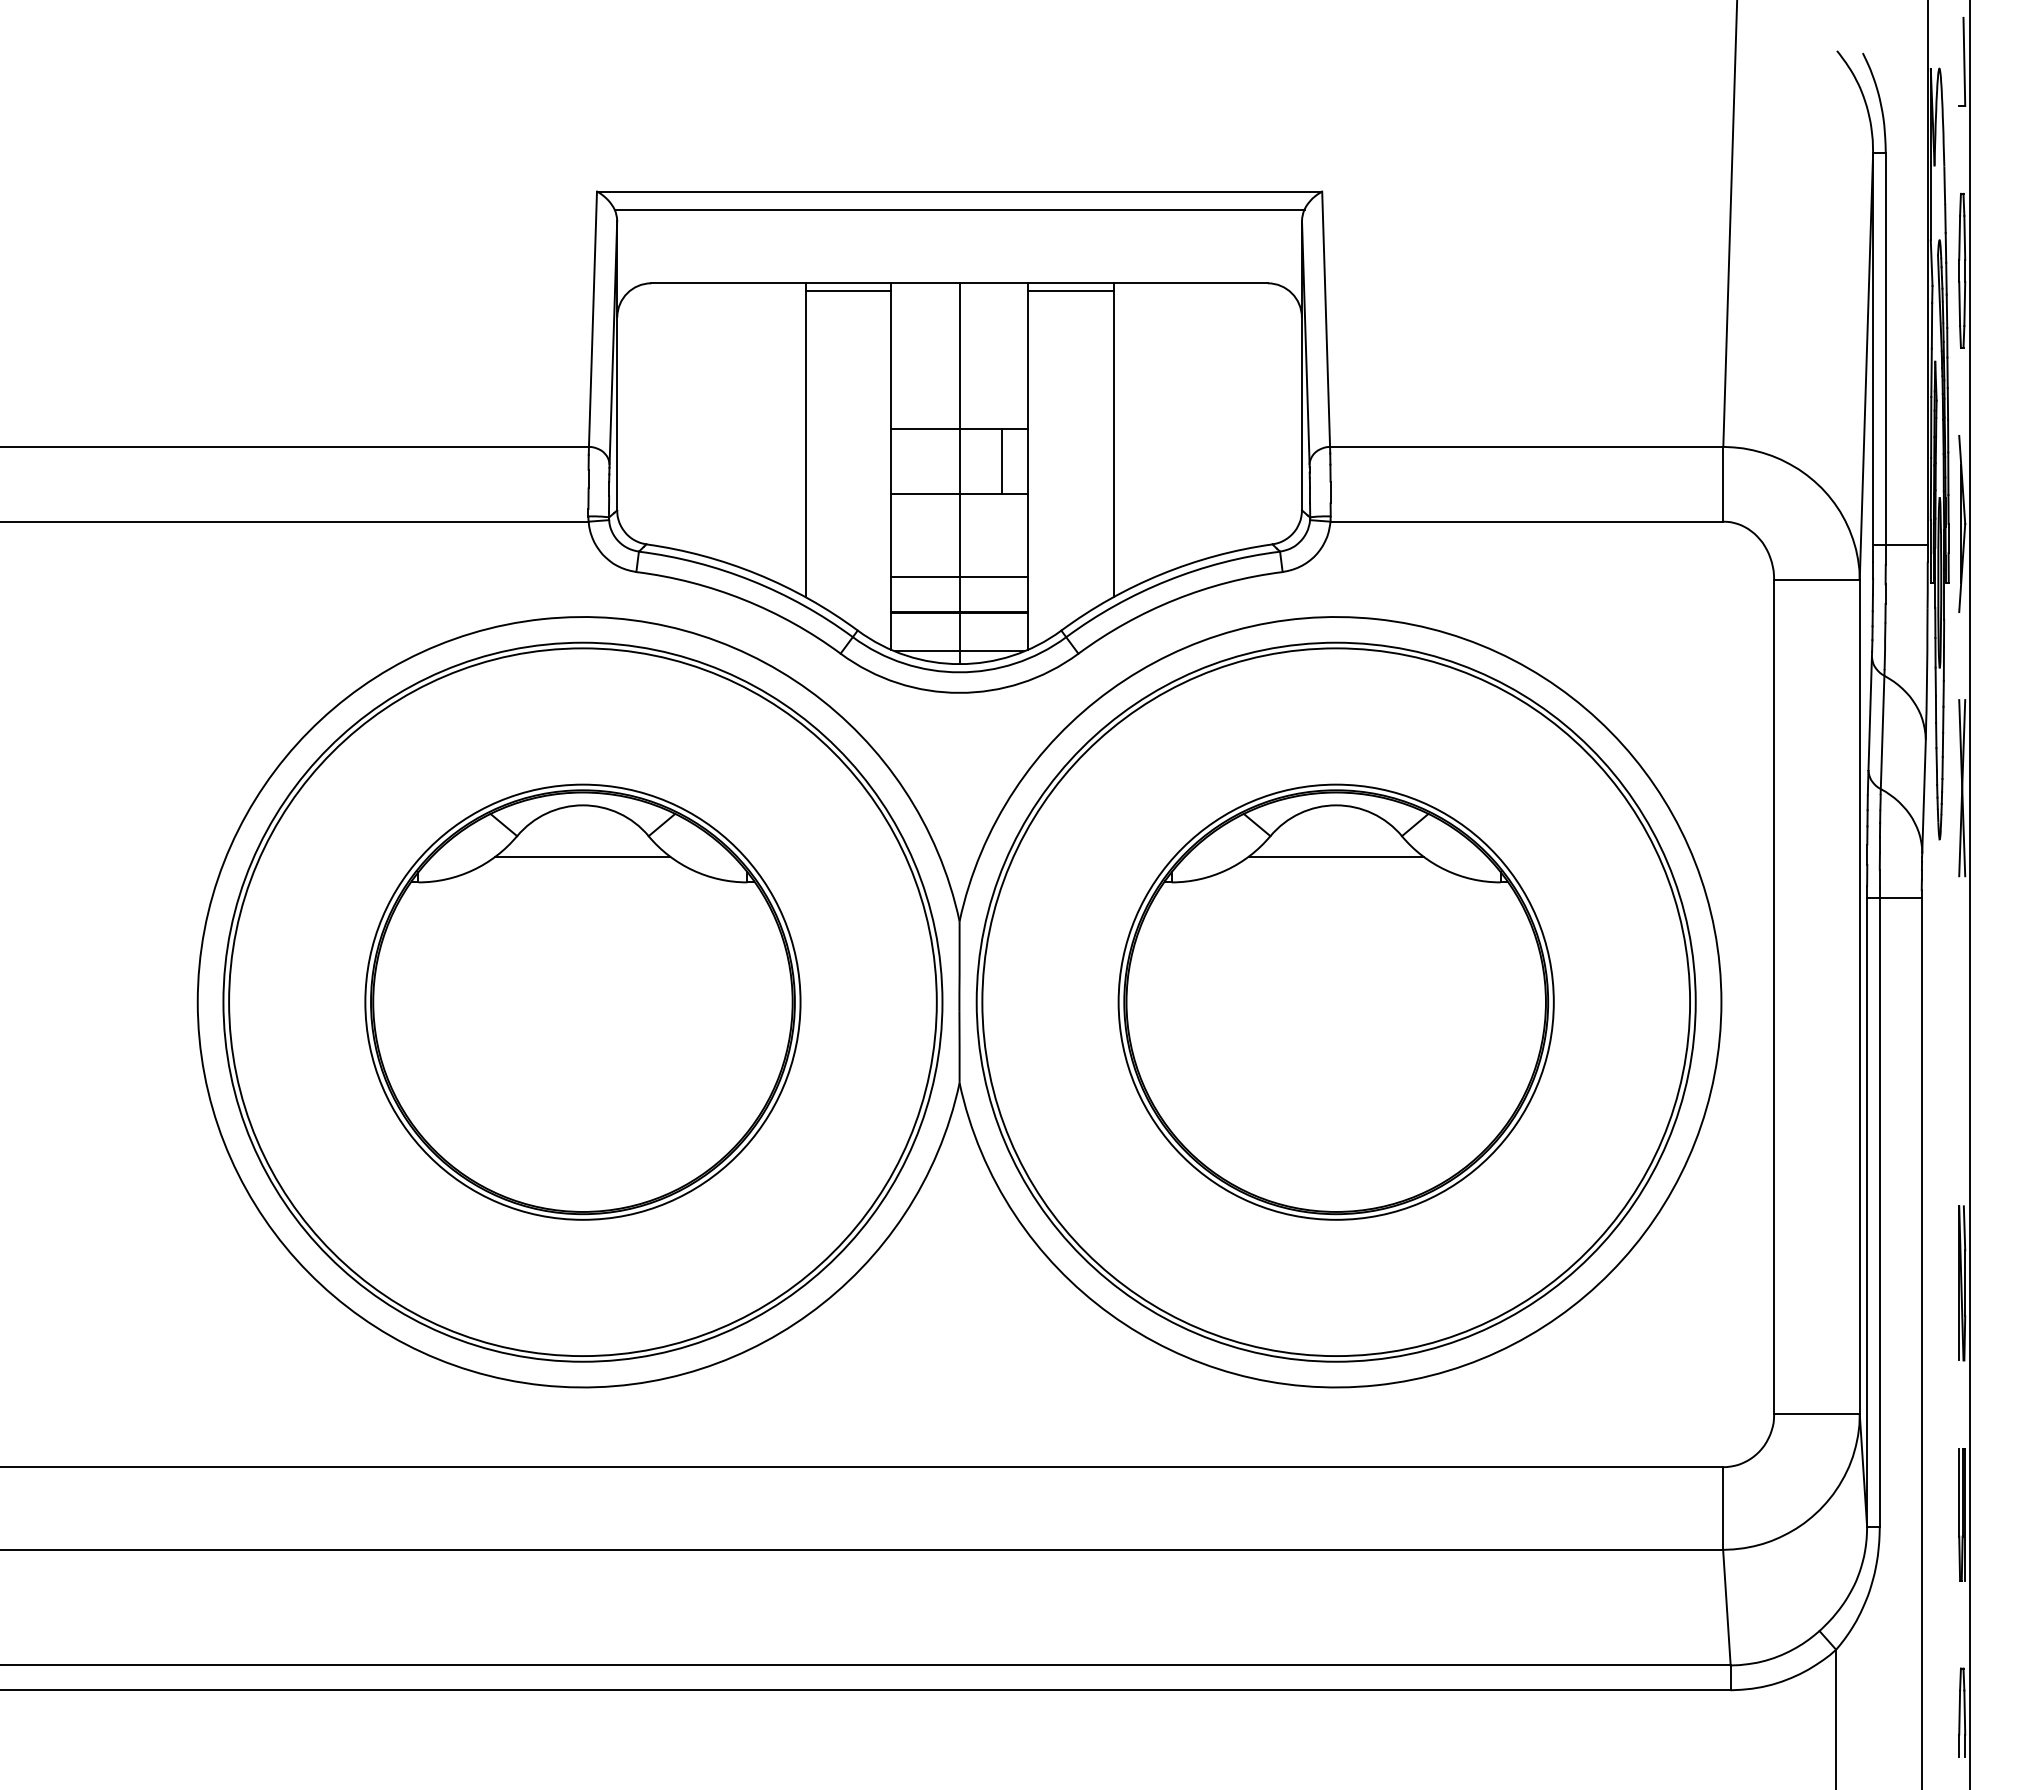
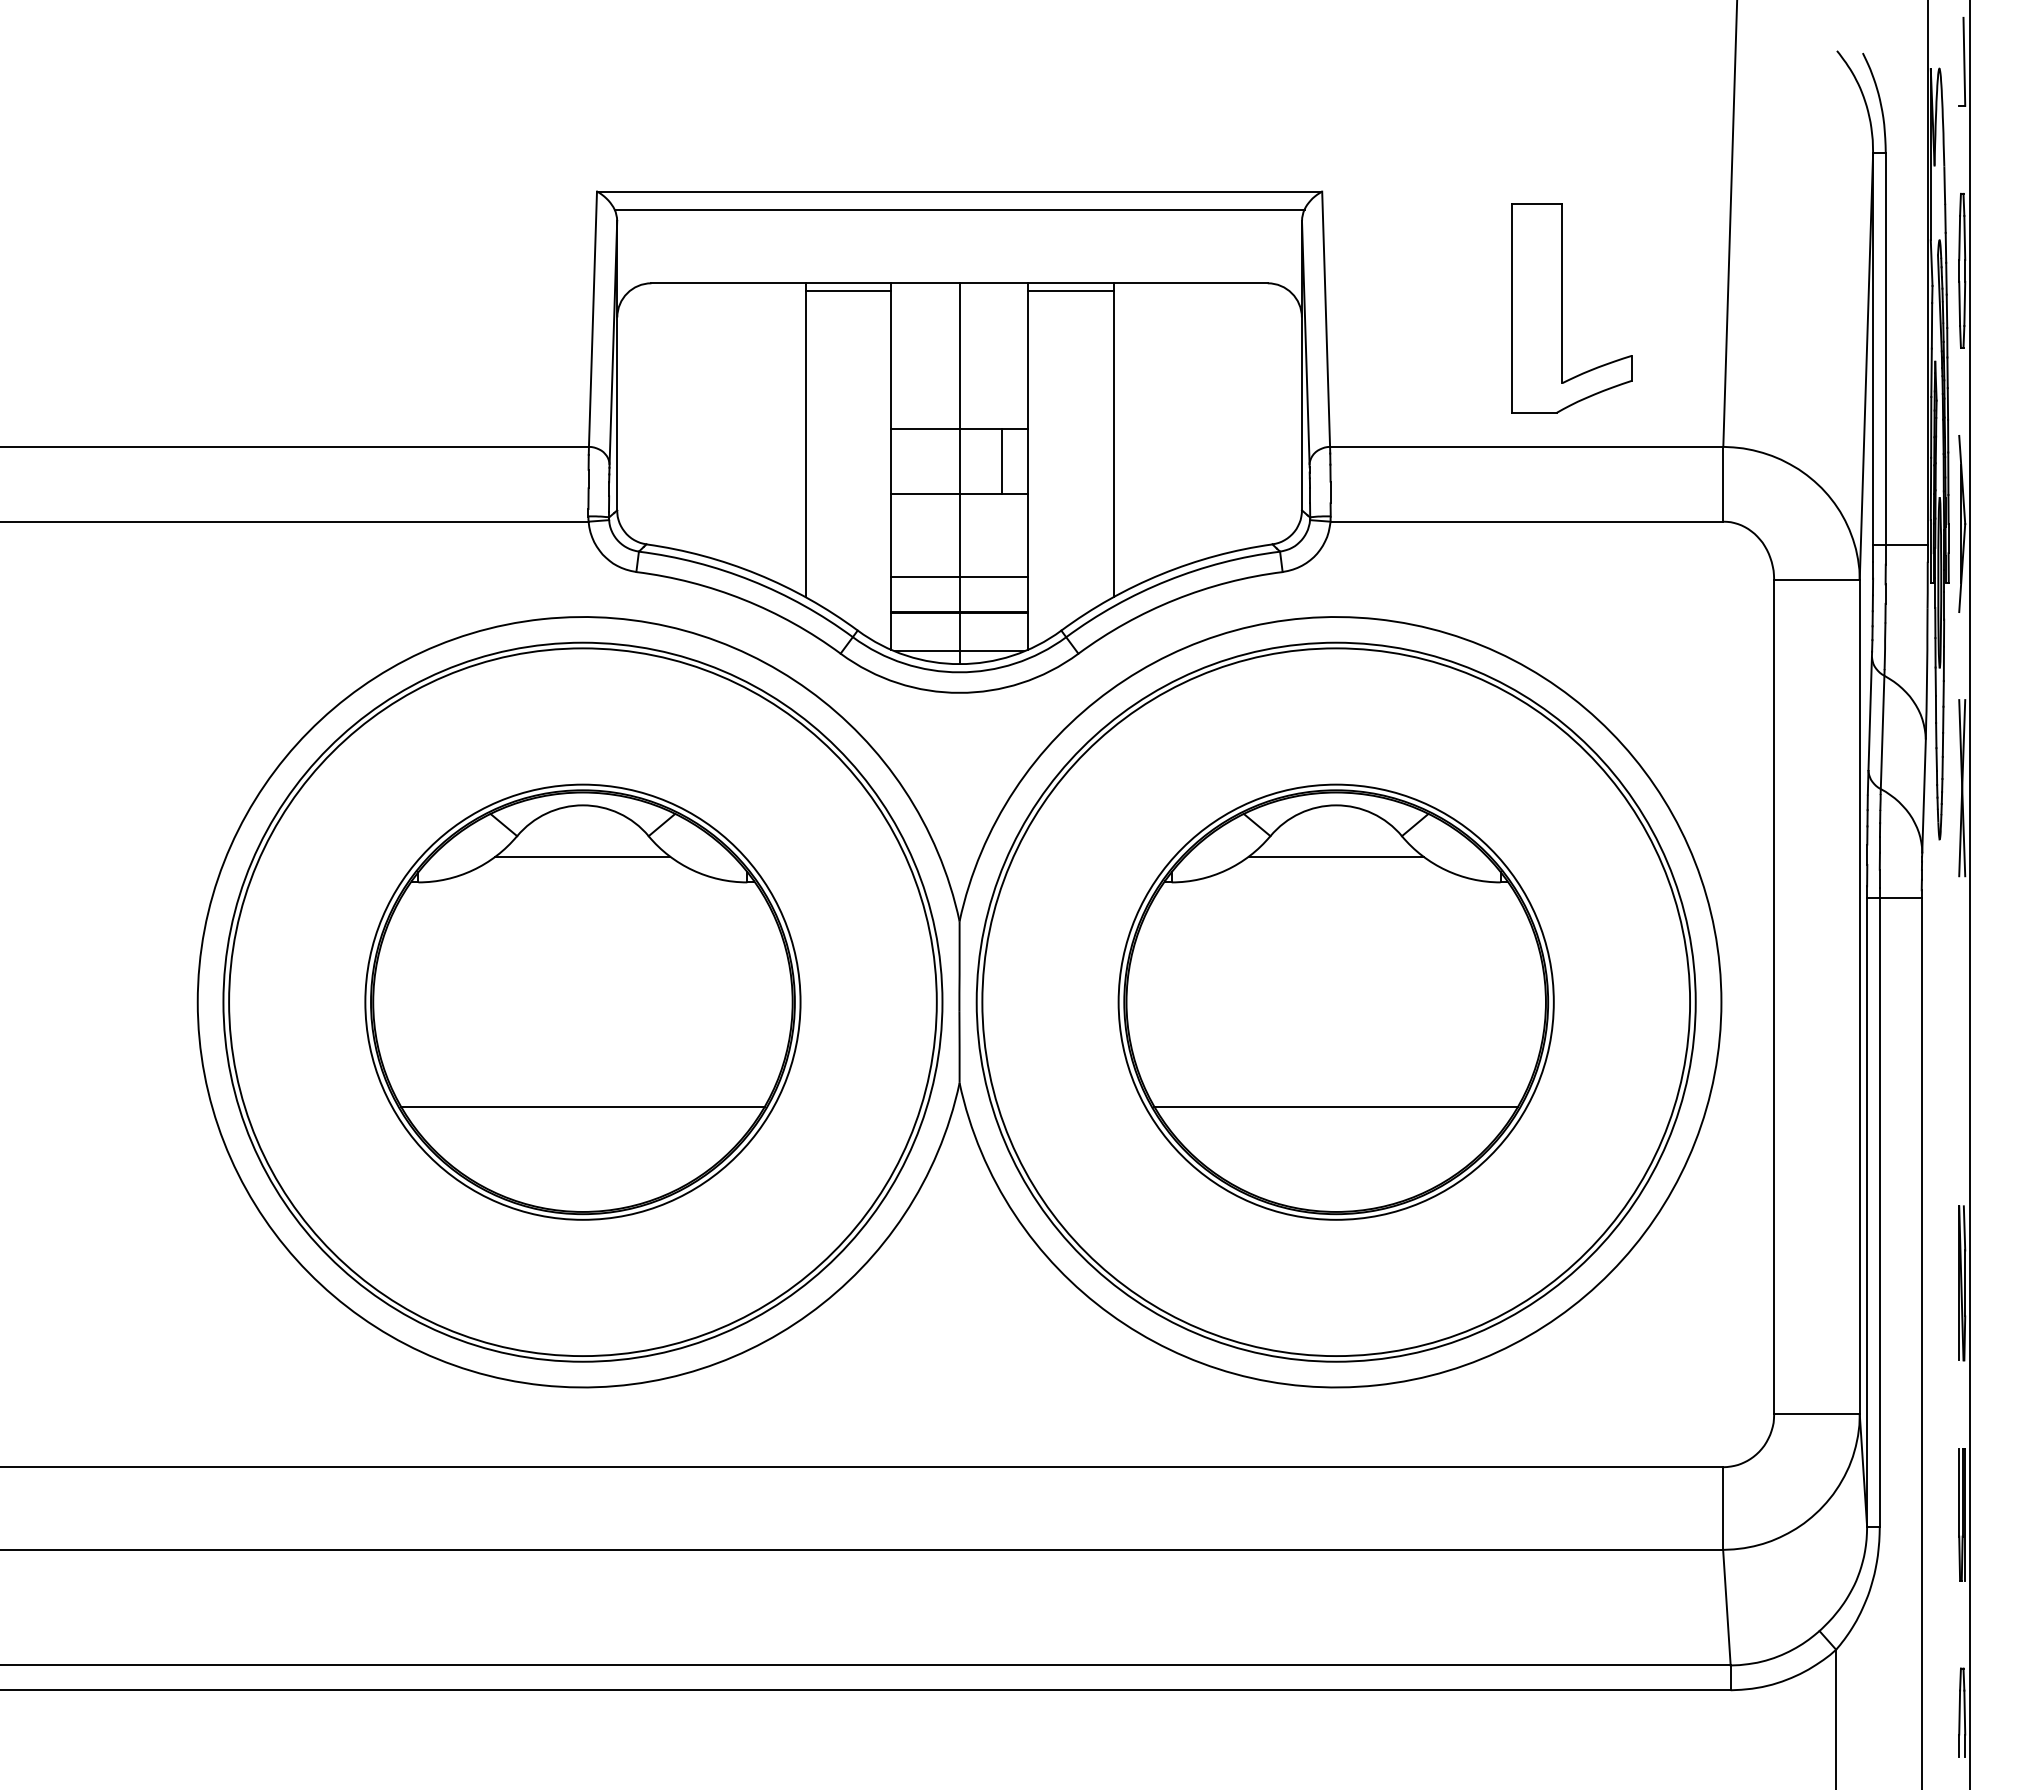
part: none -> present (1562, 308)
line: none -> present (582, 1106)
line: none -> present (1335, 1106)
